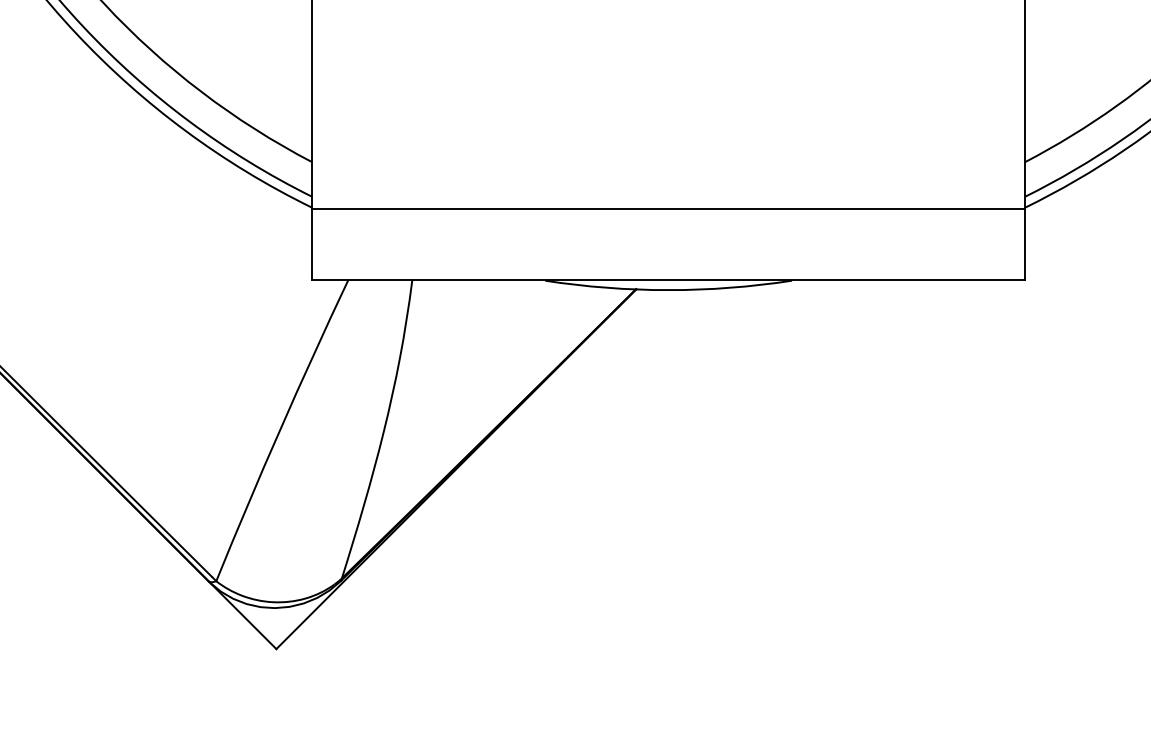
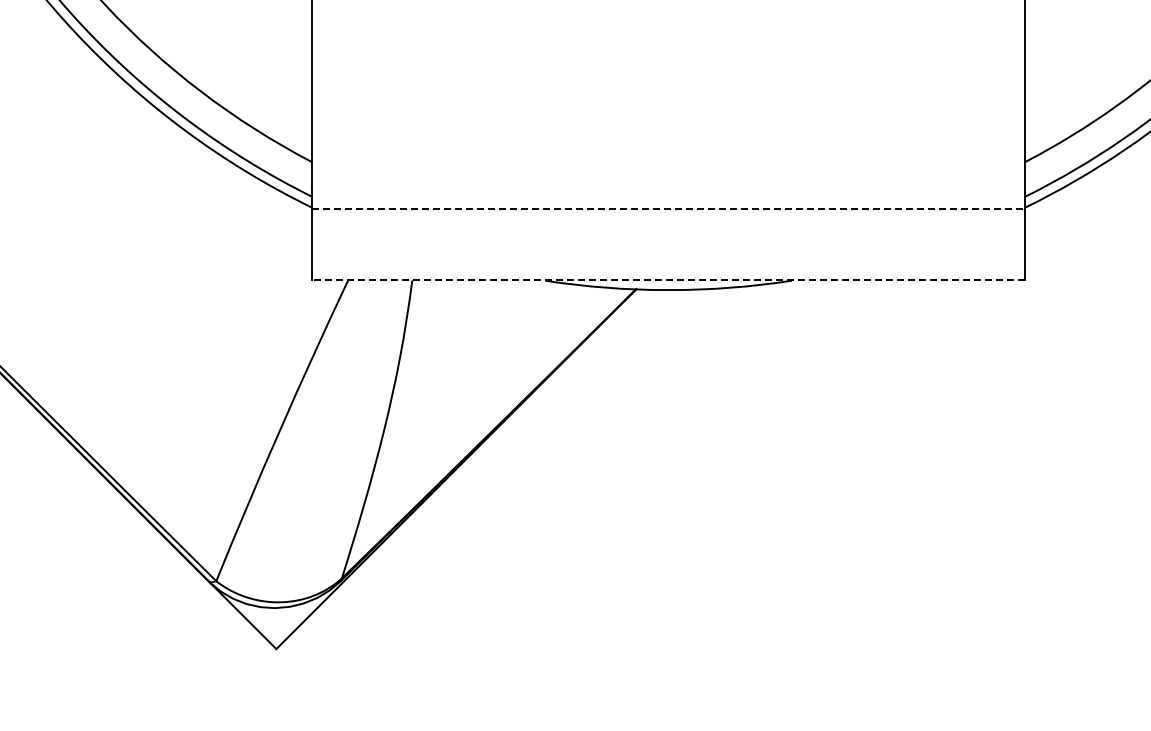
line: solid -> dashed (668, 209)
line: solid -> dashed (668, 280)
